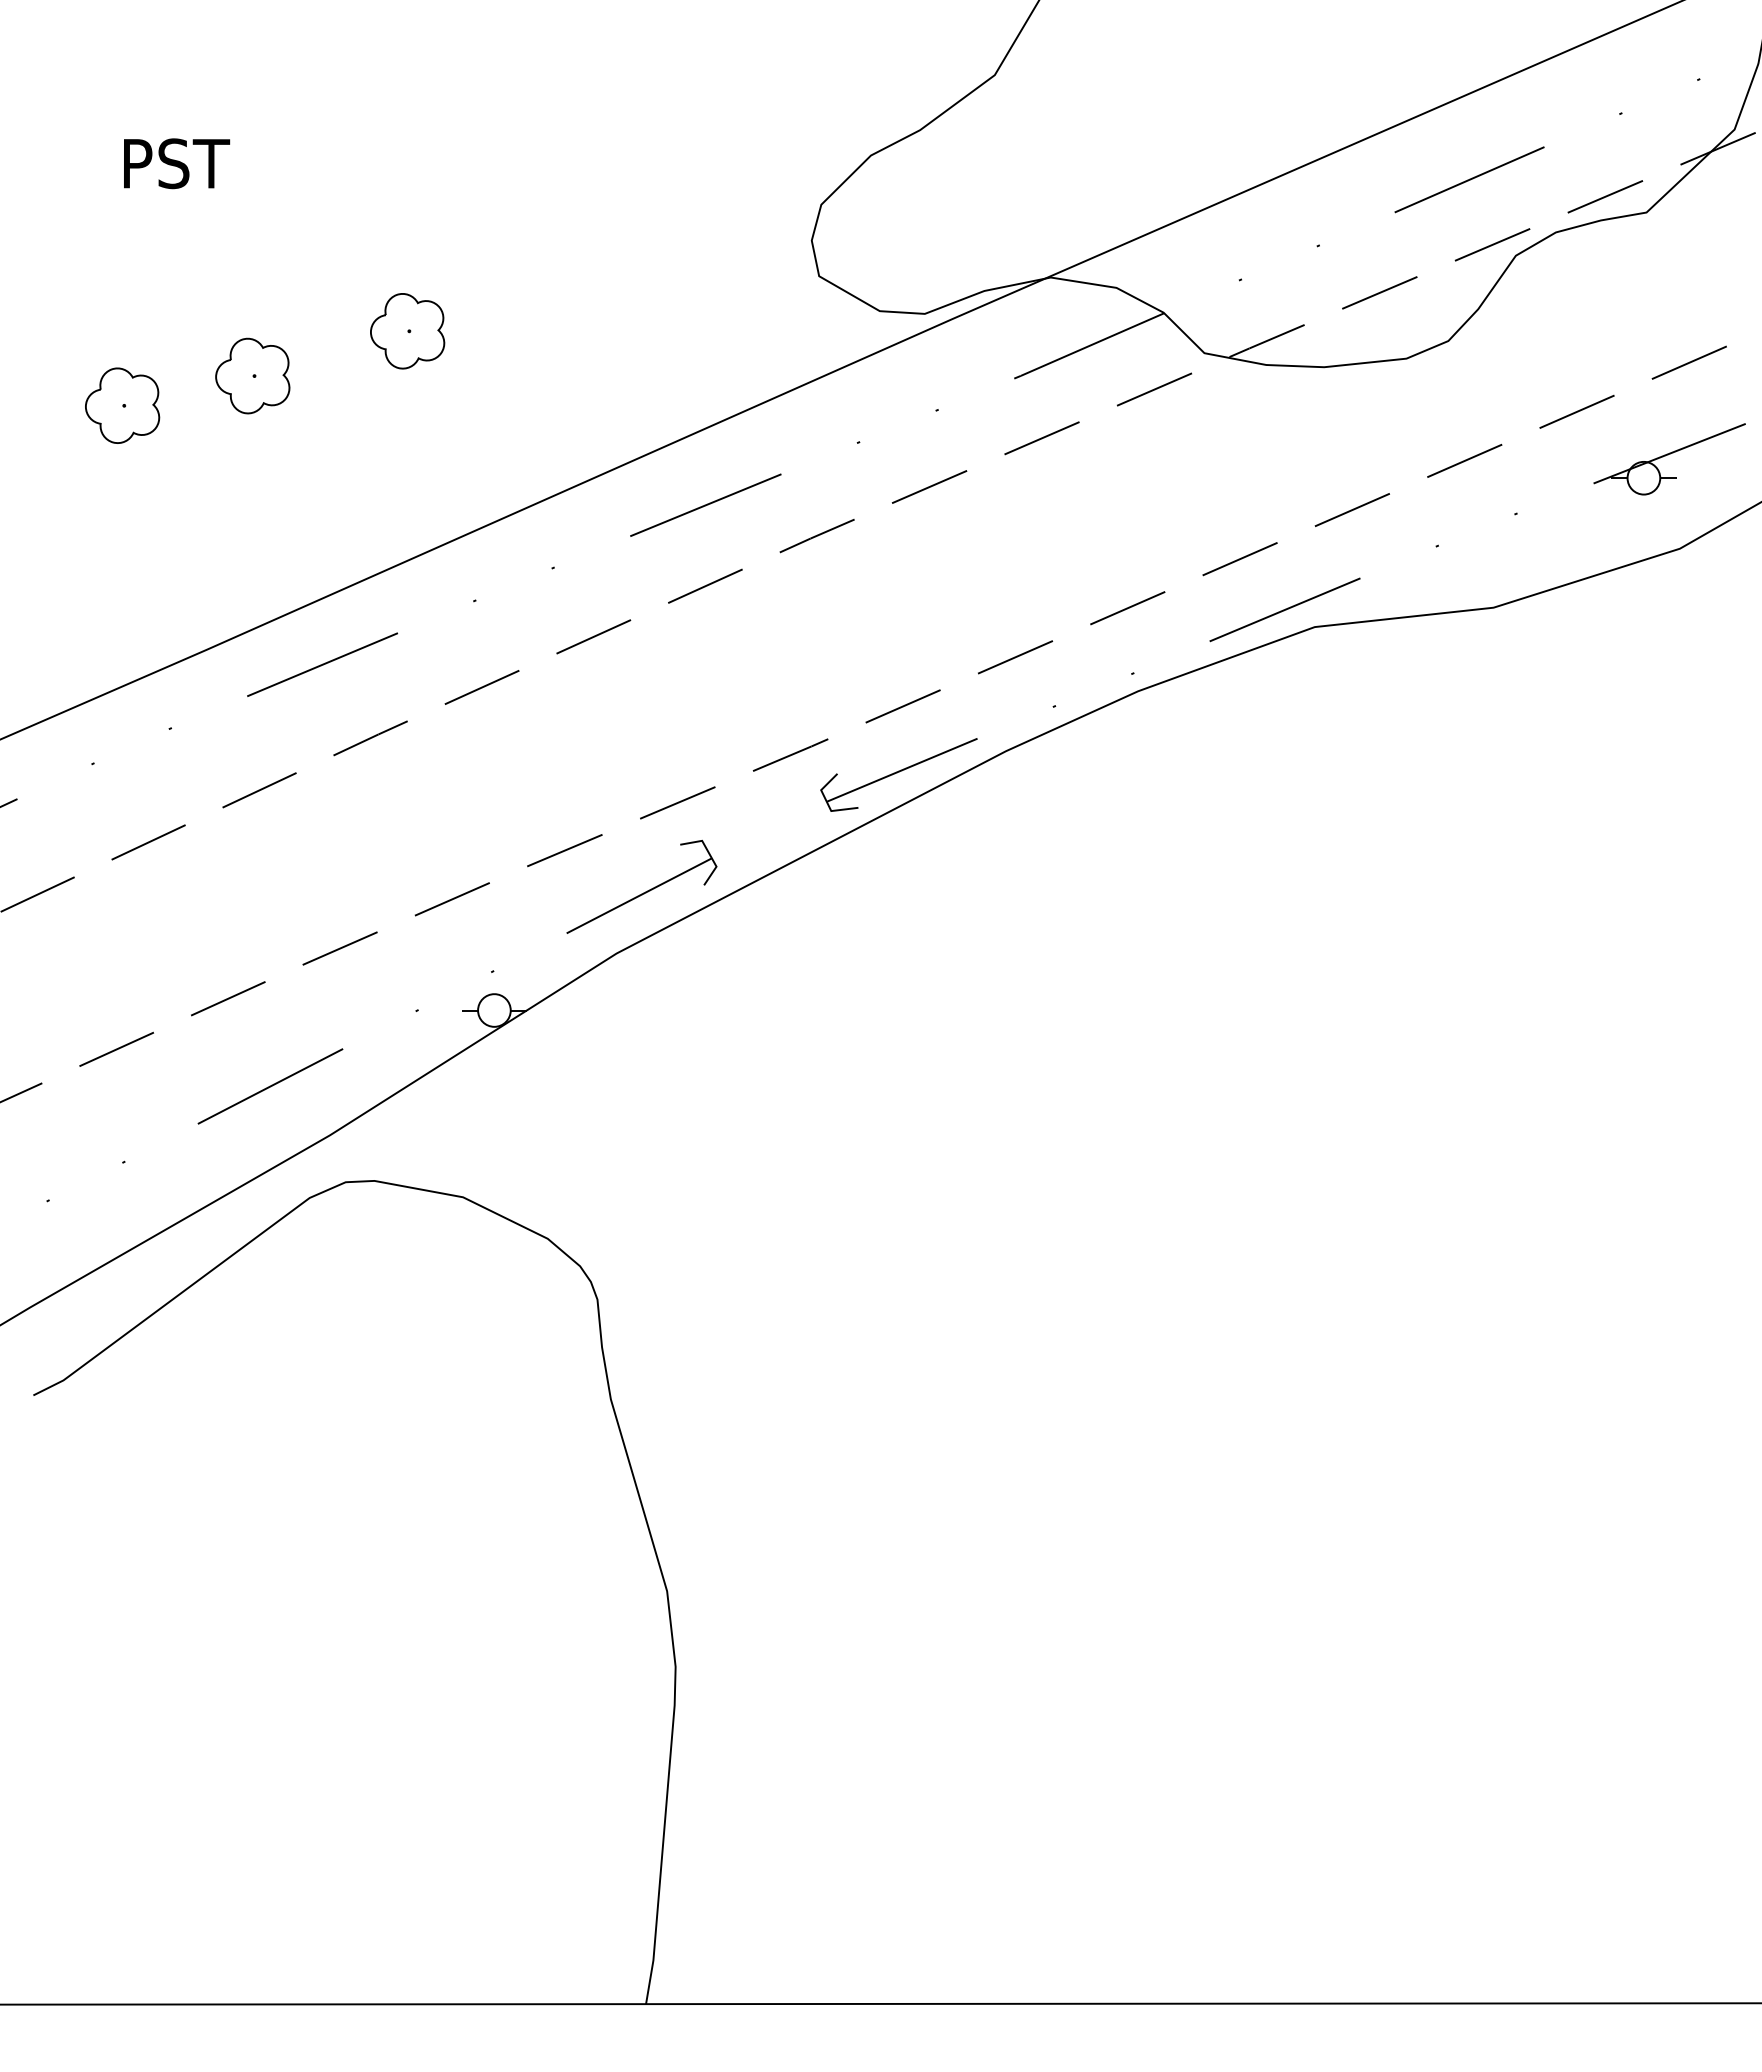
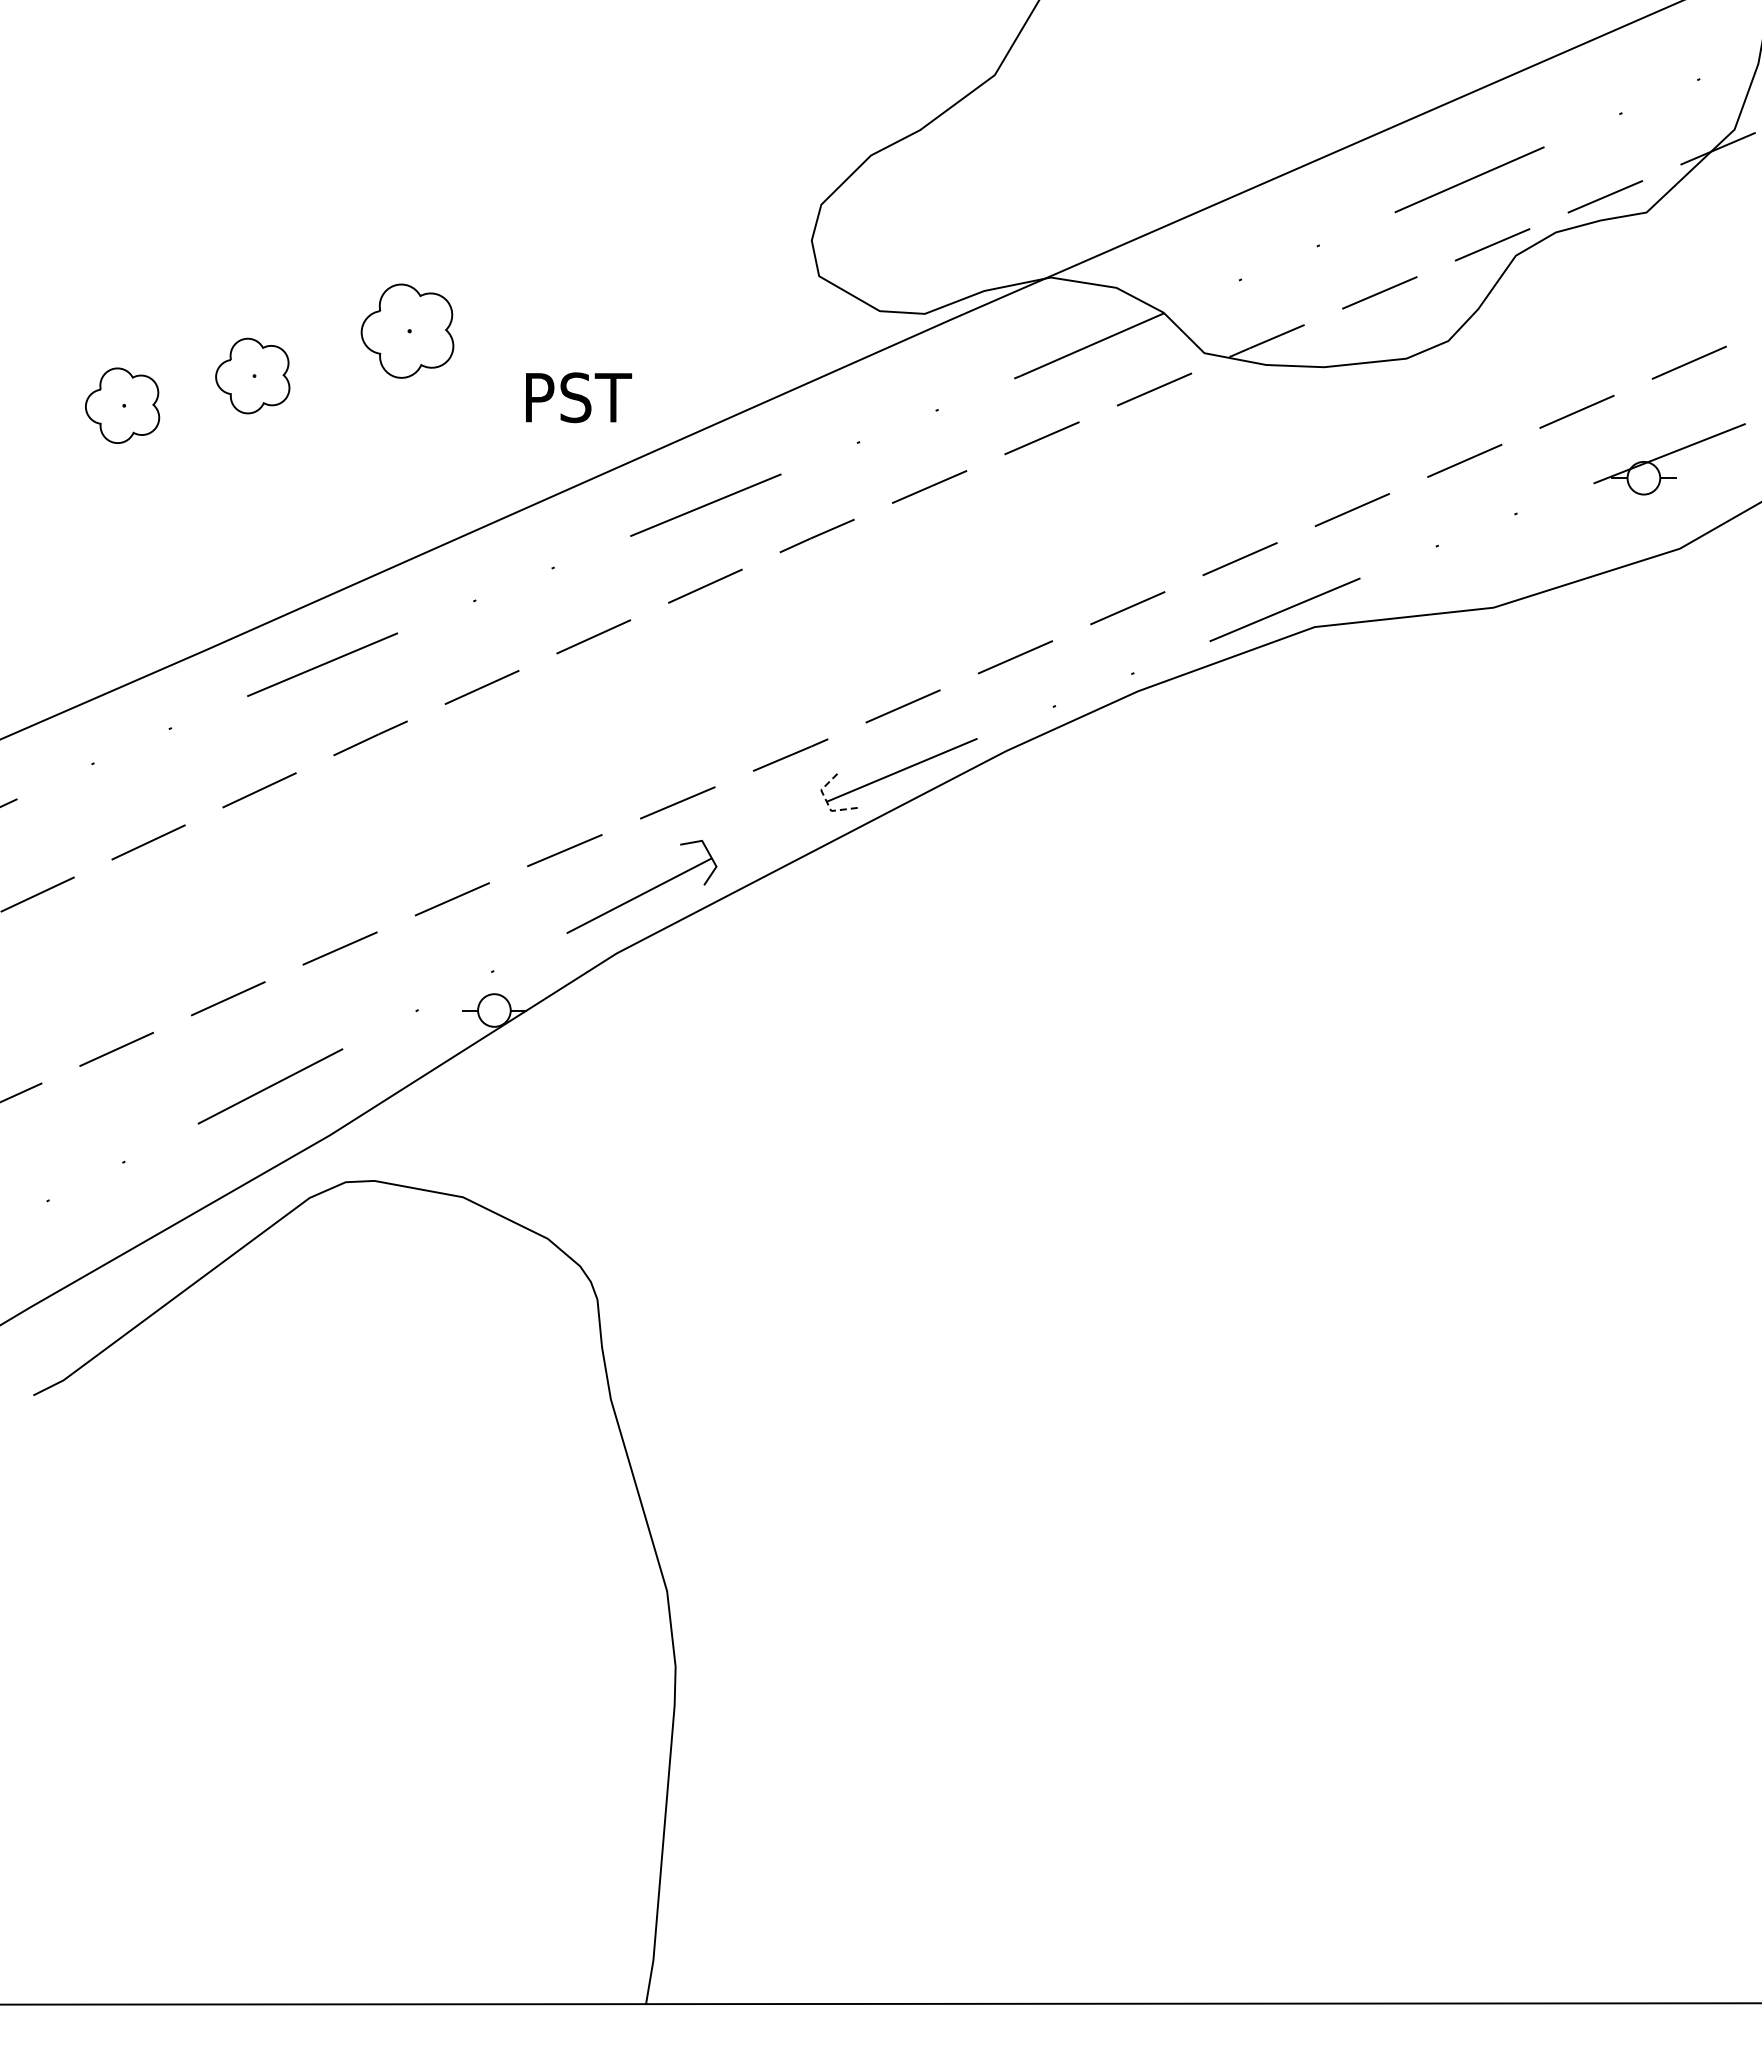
text position: (177, 163) -> (579, 397) (579, 397)
part size: 76x77 px -> 95x96 px (407, 330)
line: solid -> dashed (827, 802)
